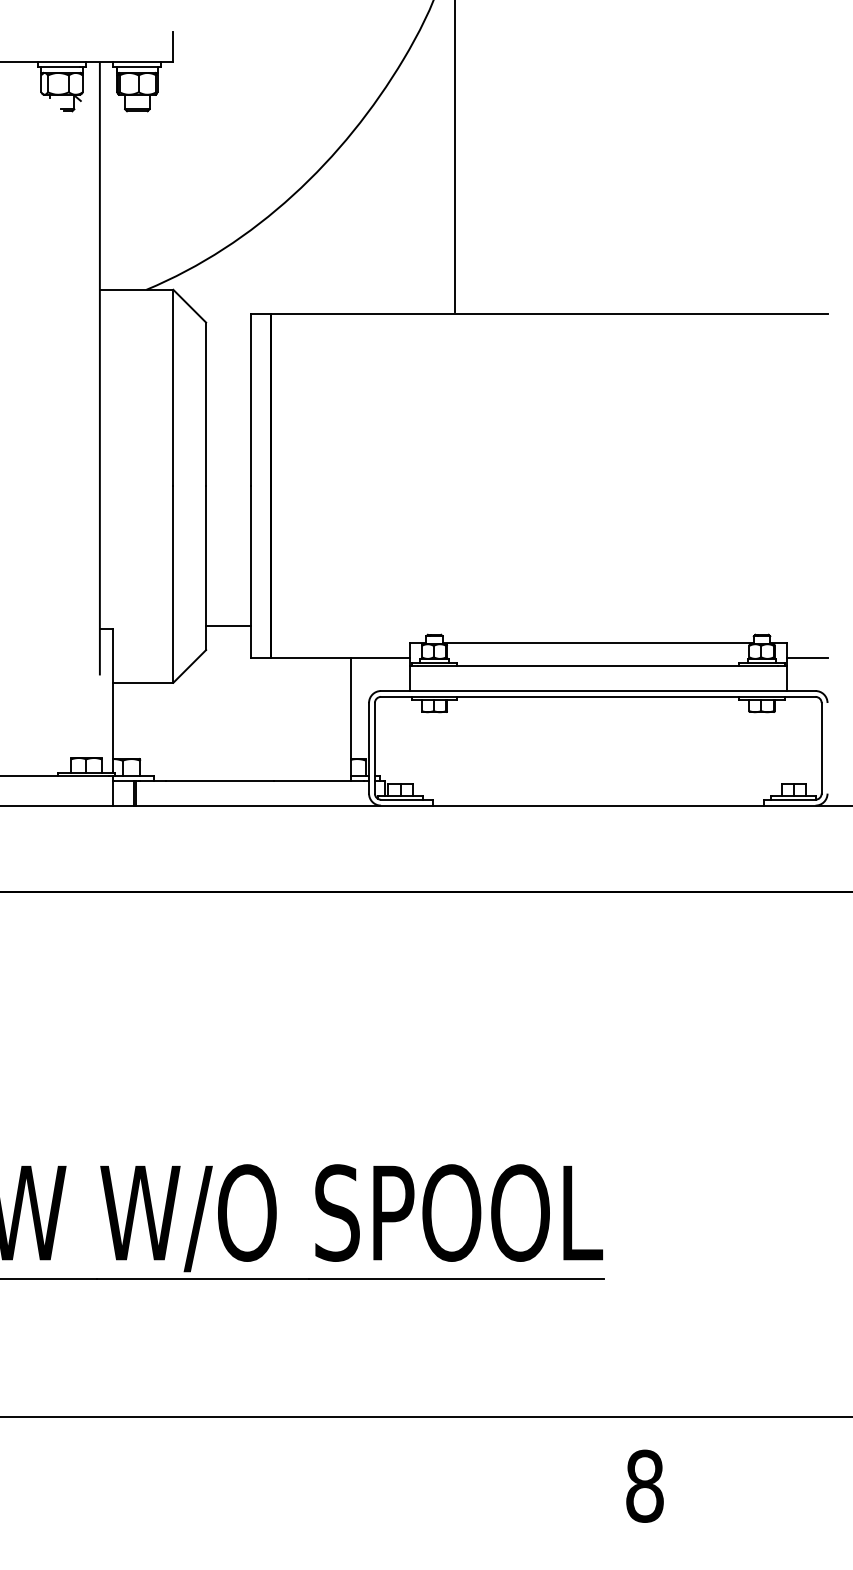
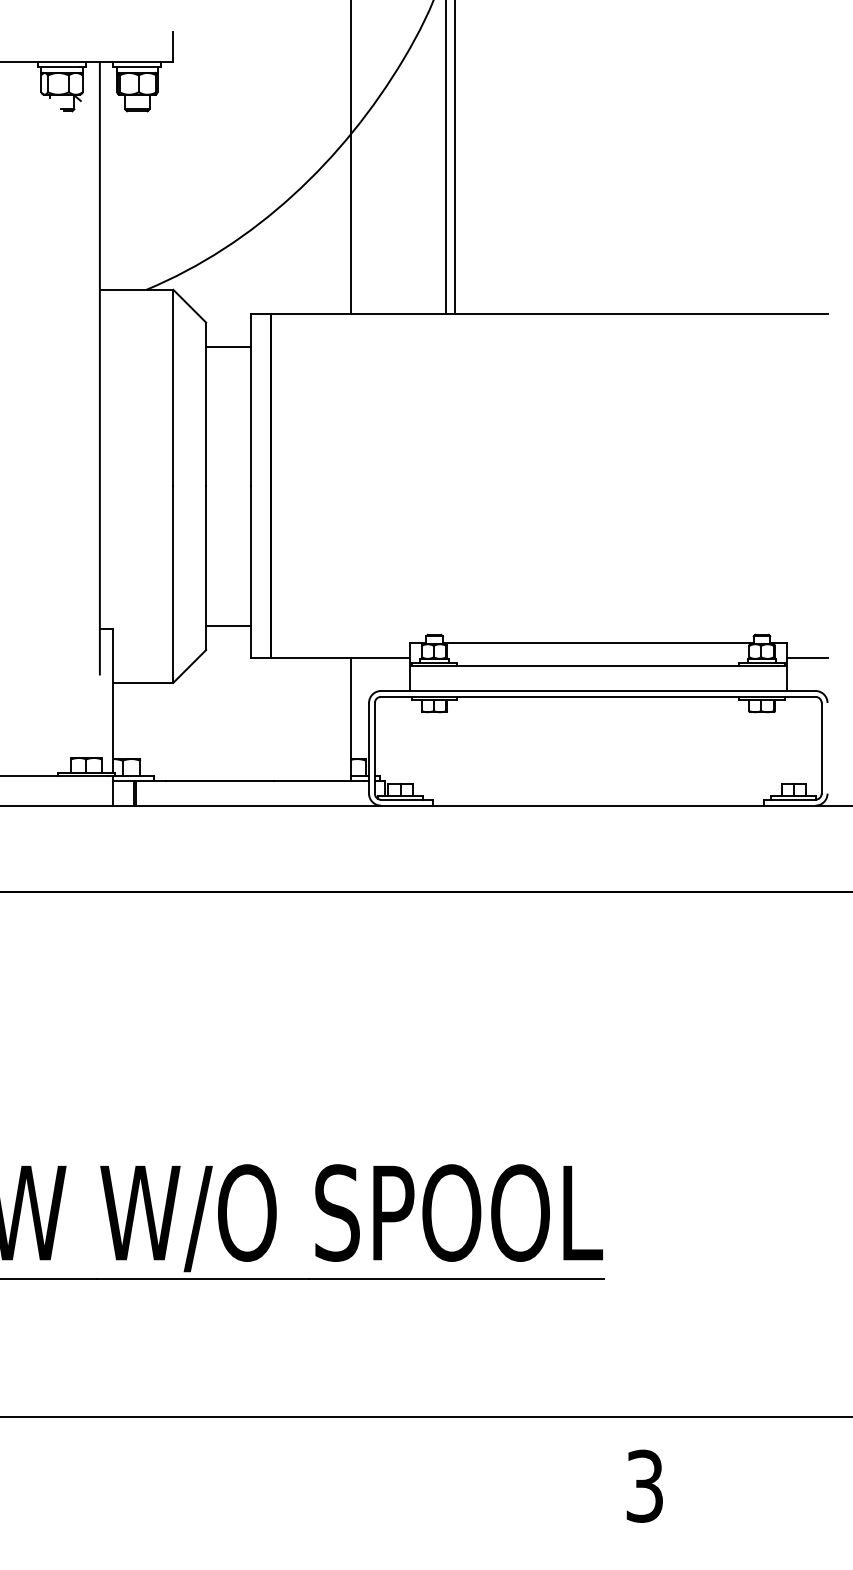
line: none -> present (350, 158)
line: none -> present (445, 158)
line: none -> present (228, 347)
text: 8 -> 3 (644, 1485)
